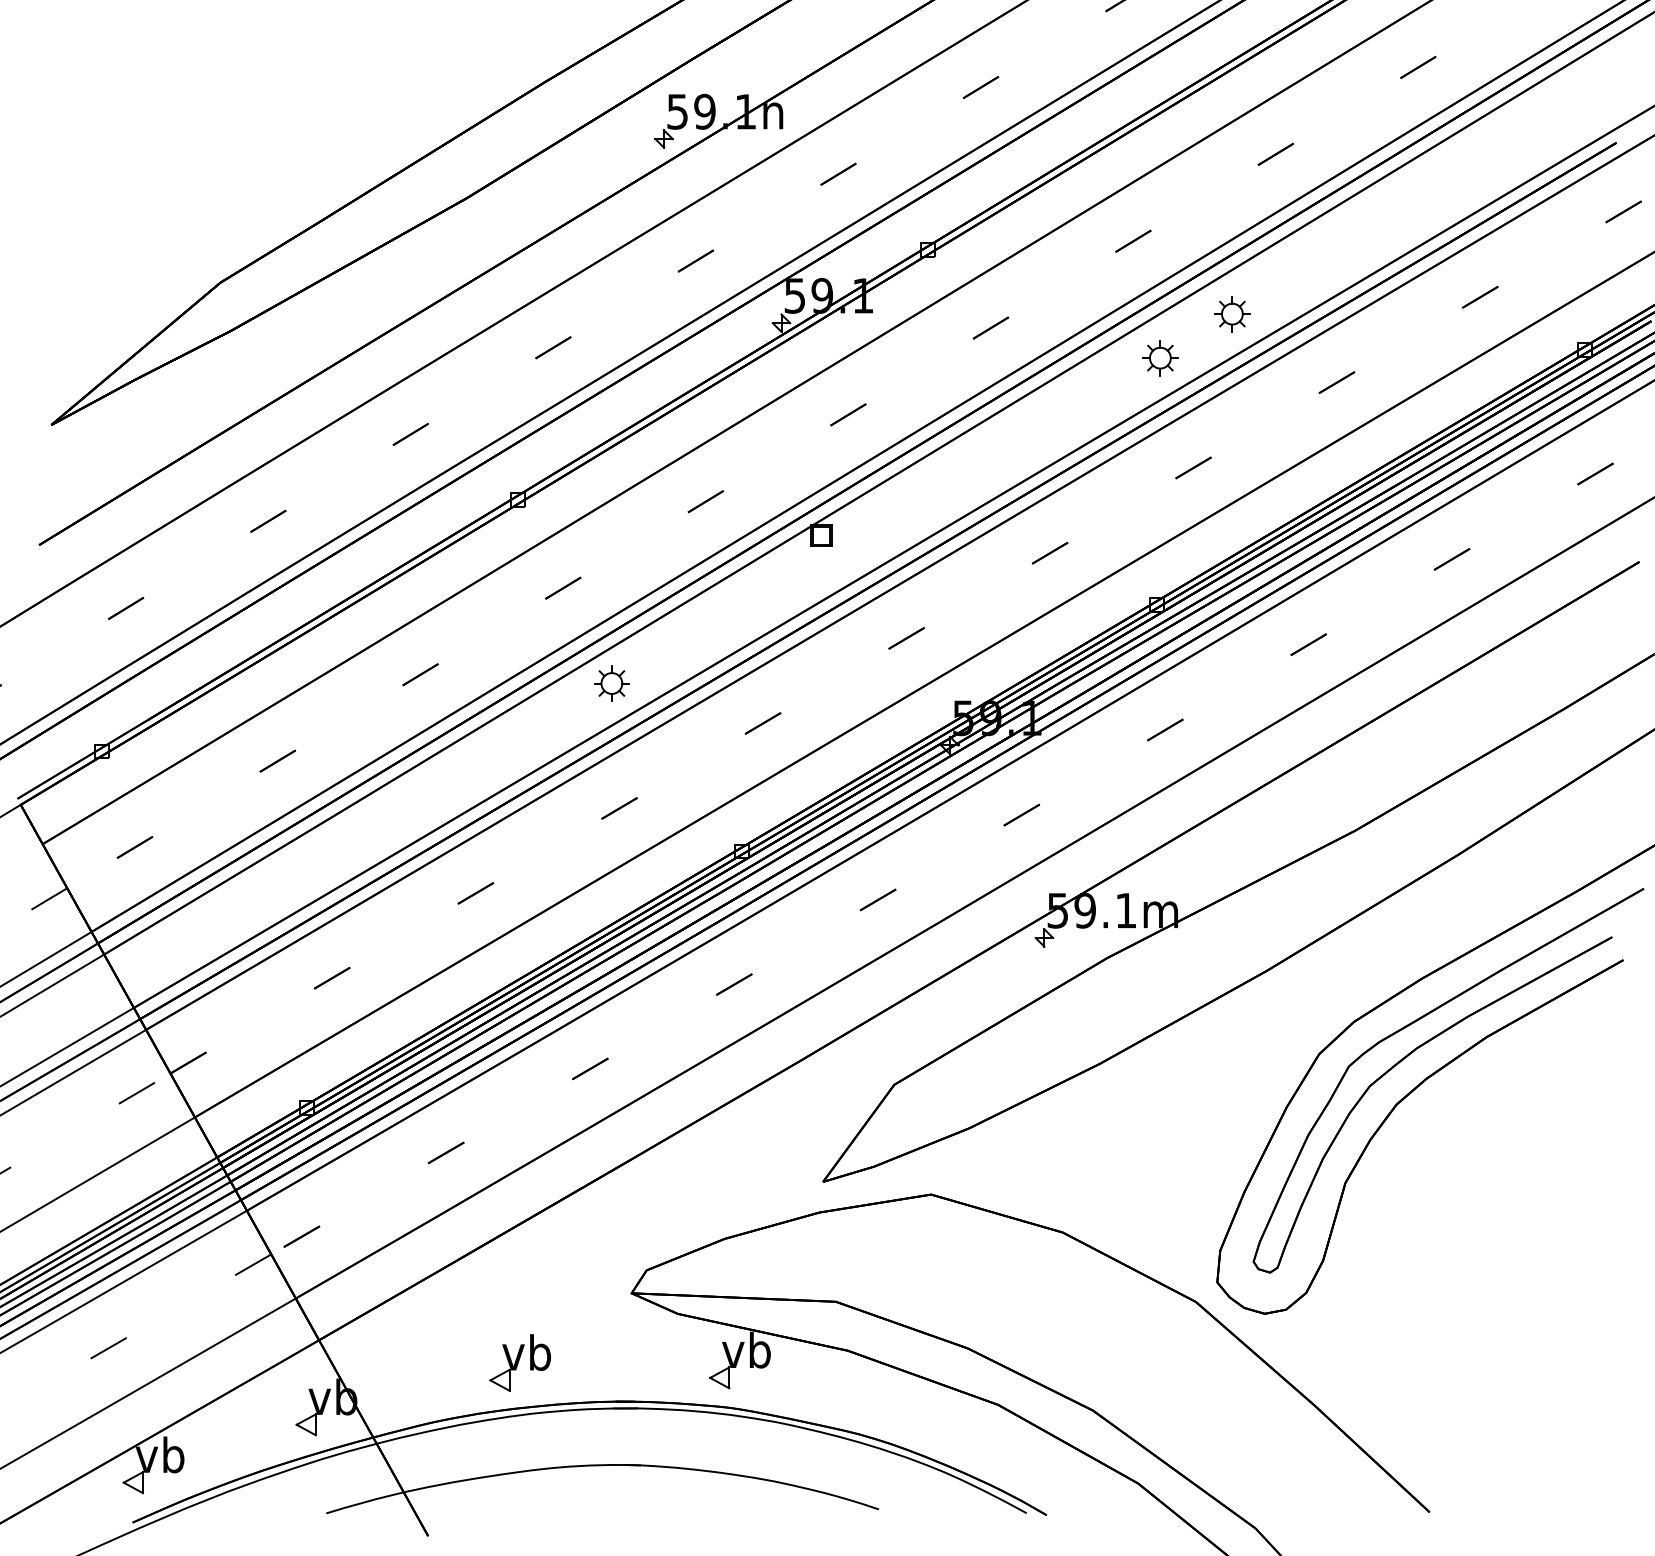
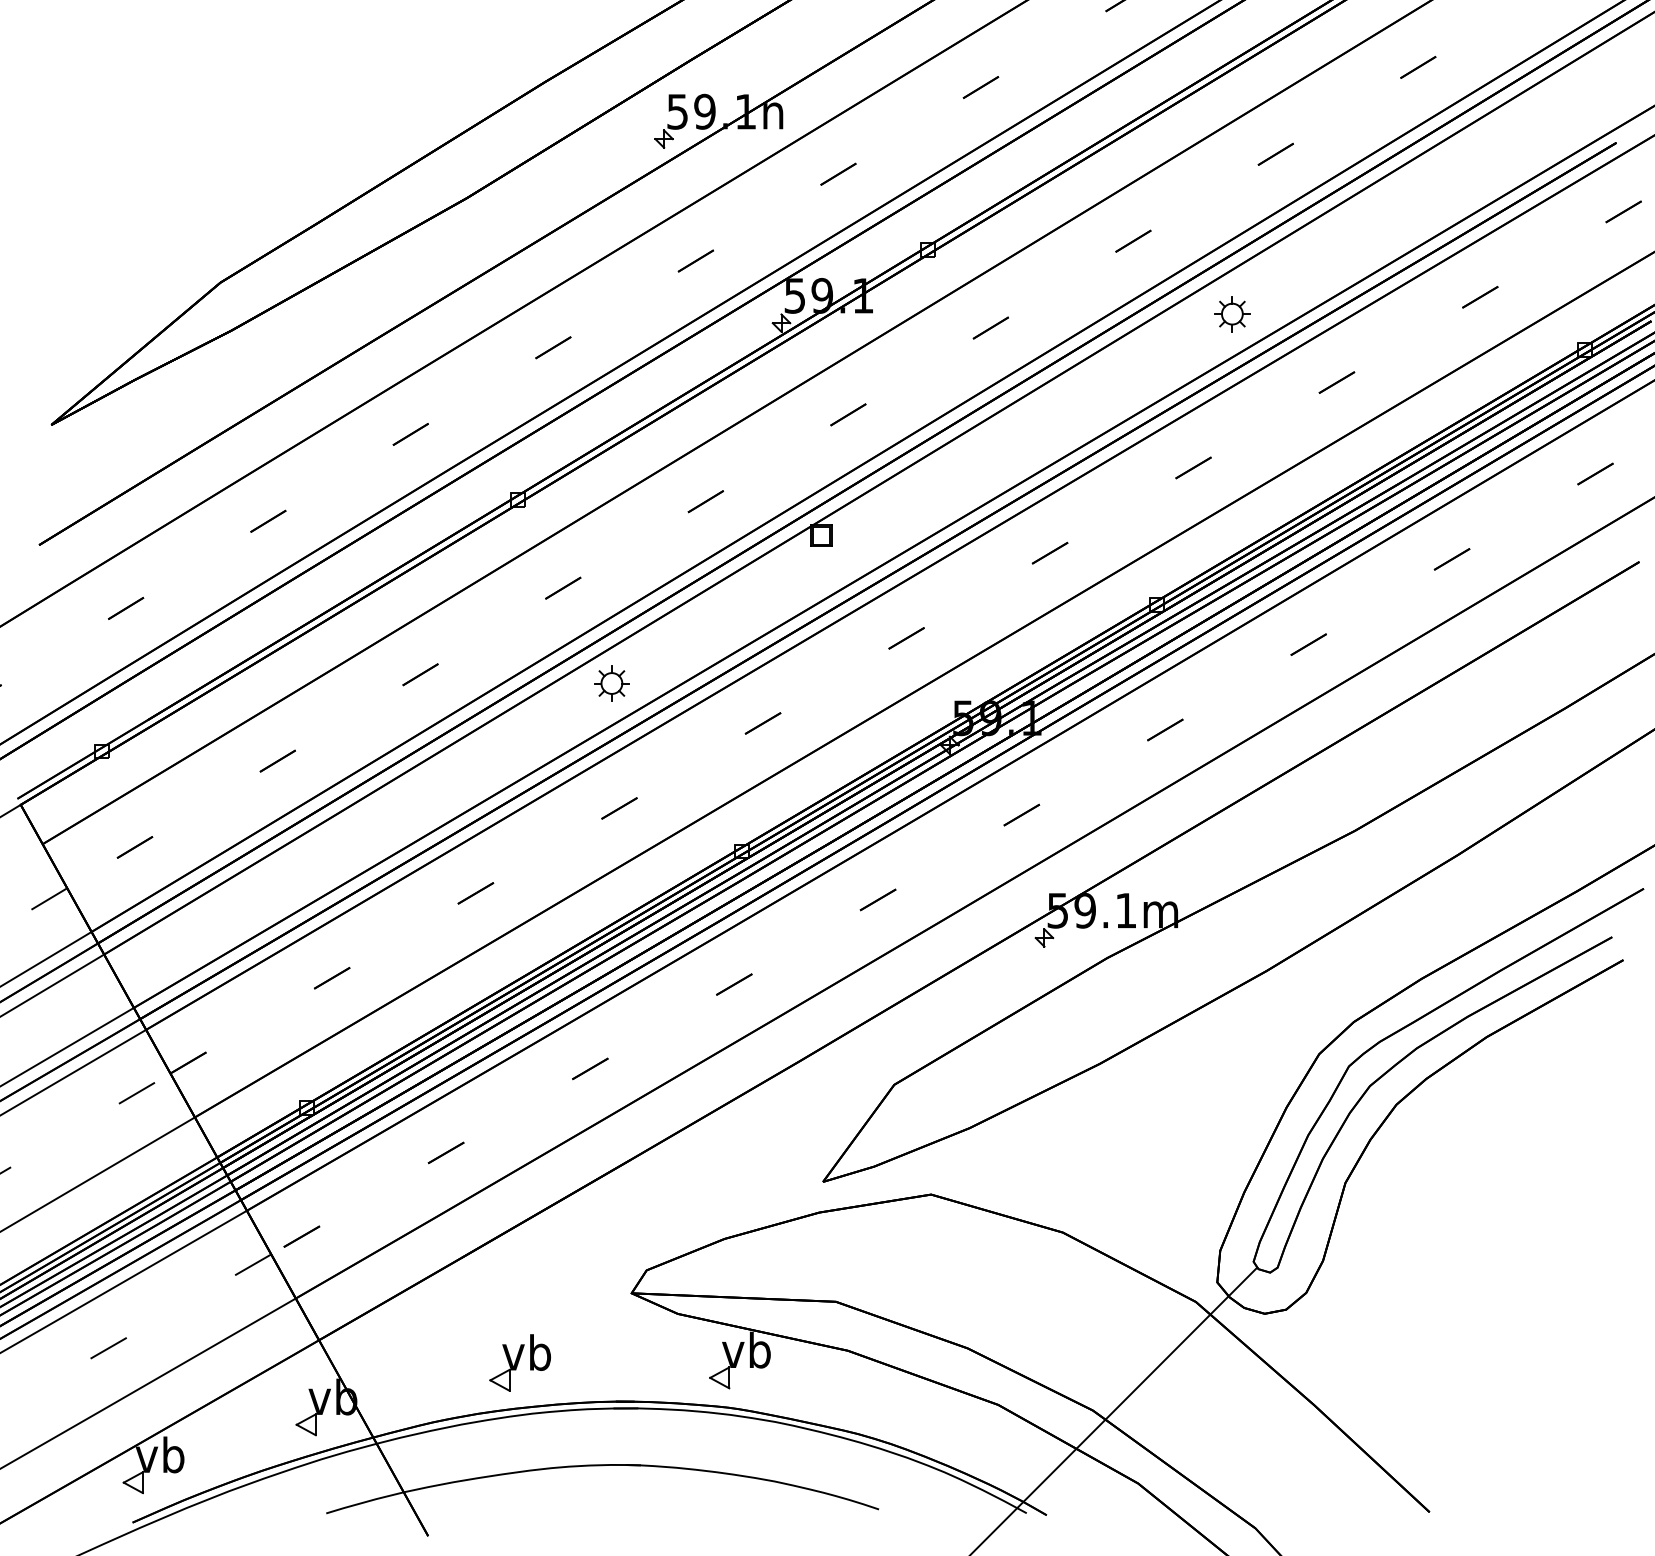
part: present -> none (1160, 358)
line: none -> present (1114, 1409)
